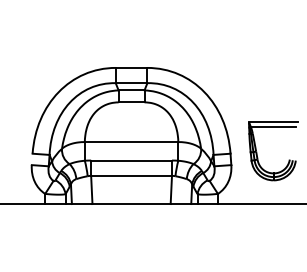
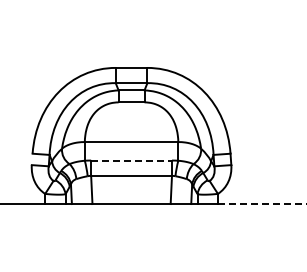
part: present -> none (257, 152)
line: solid -> dashed (132, 160)
line: solid -> dashed (262, 204)
